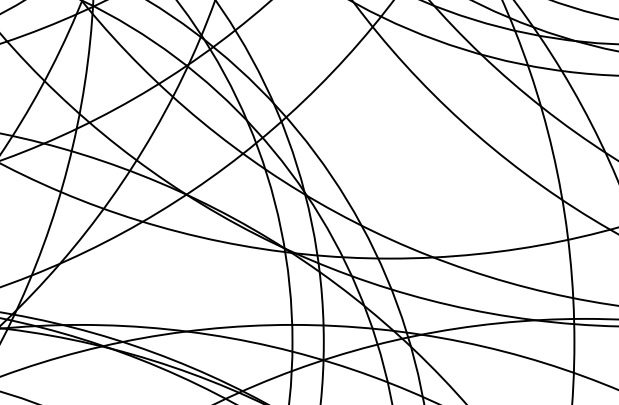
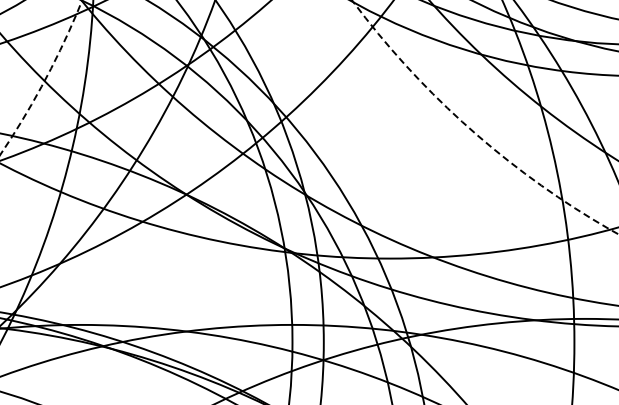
circle: solid -> dashed (41, 77)
circle: solid -> dashed (485, 117)
